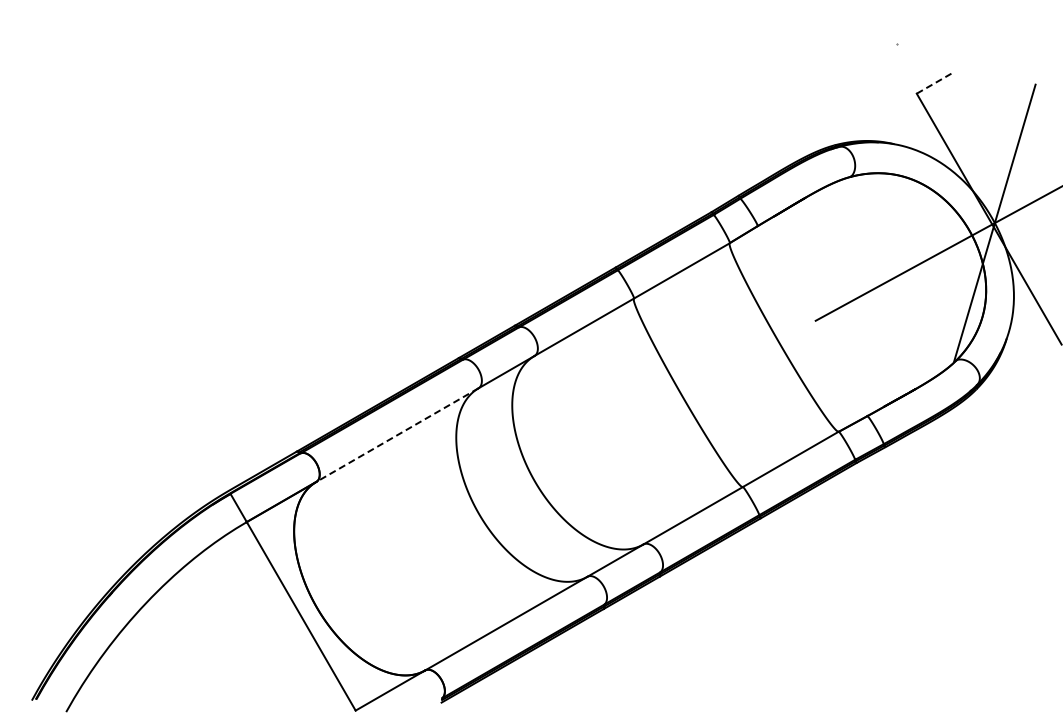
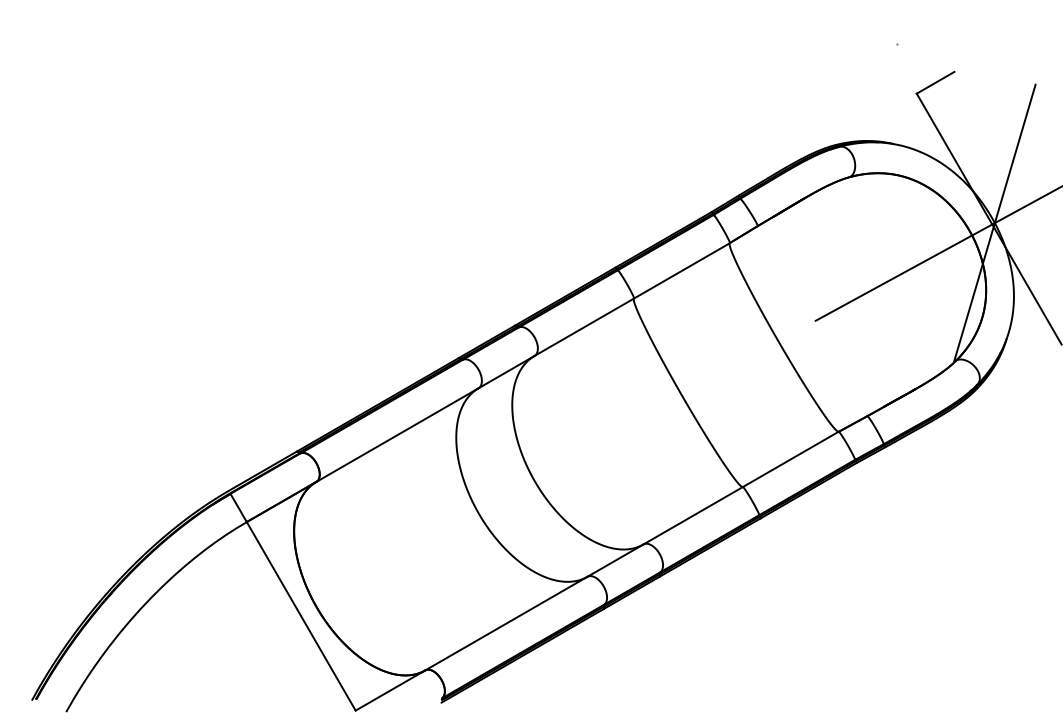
line: dashed -> solid (935, 82)
line: dashed -> solid (397, 435)
